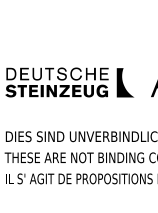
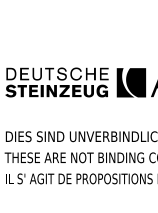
fill: none -> present (136, 82)
